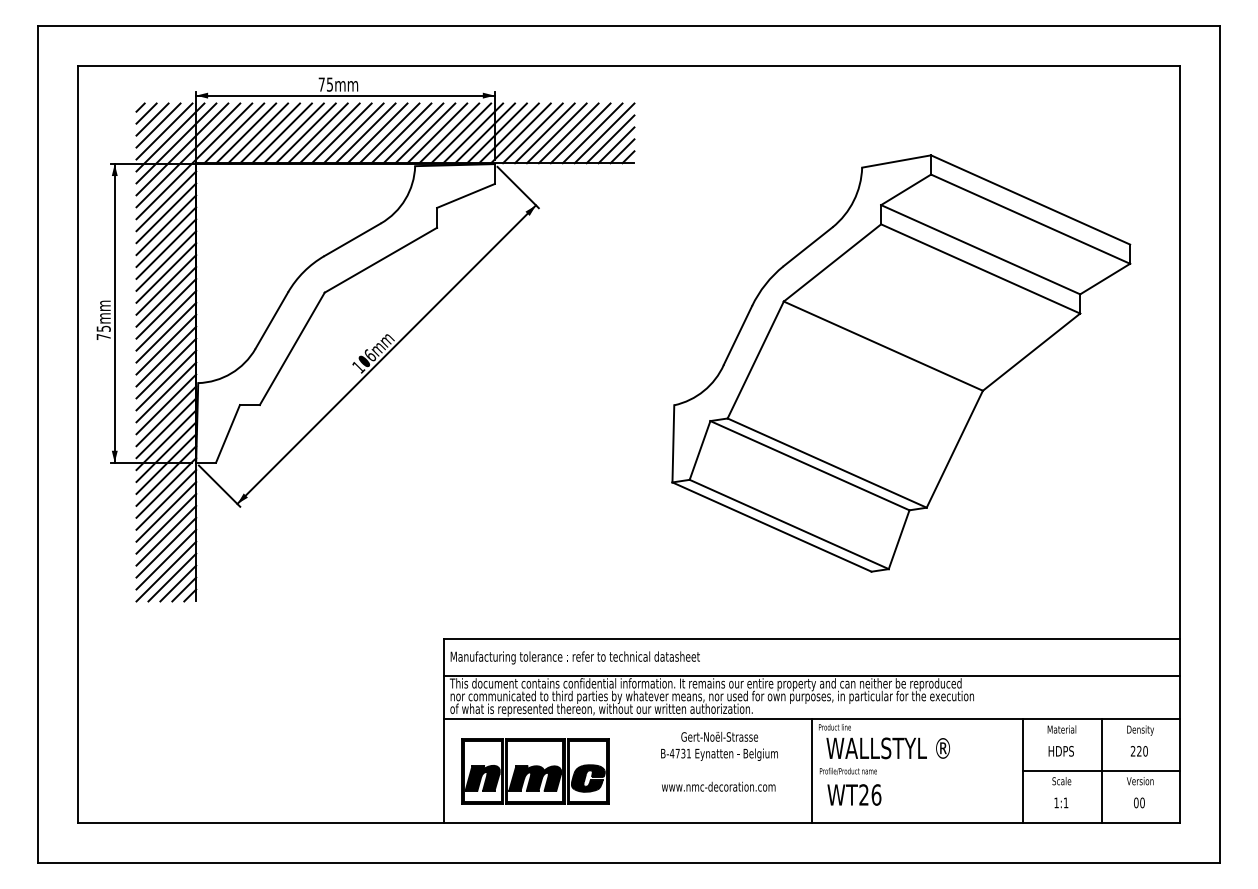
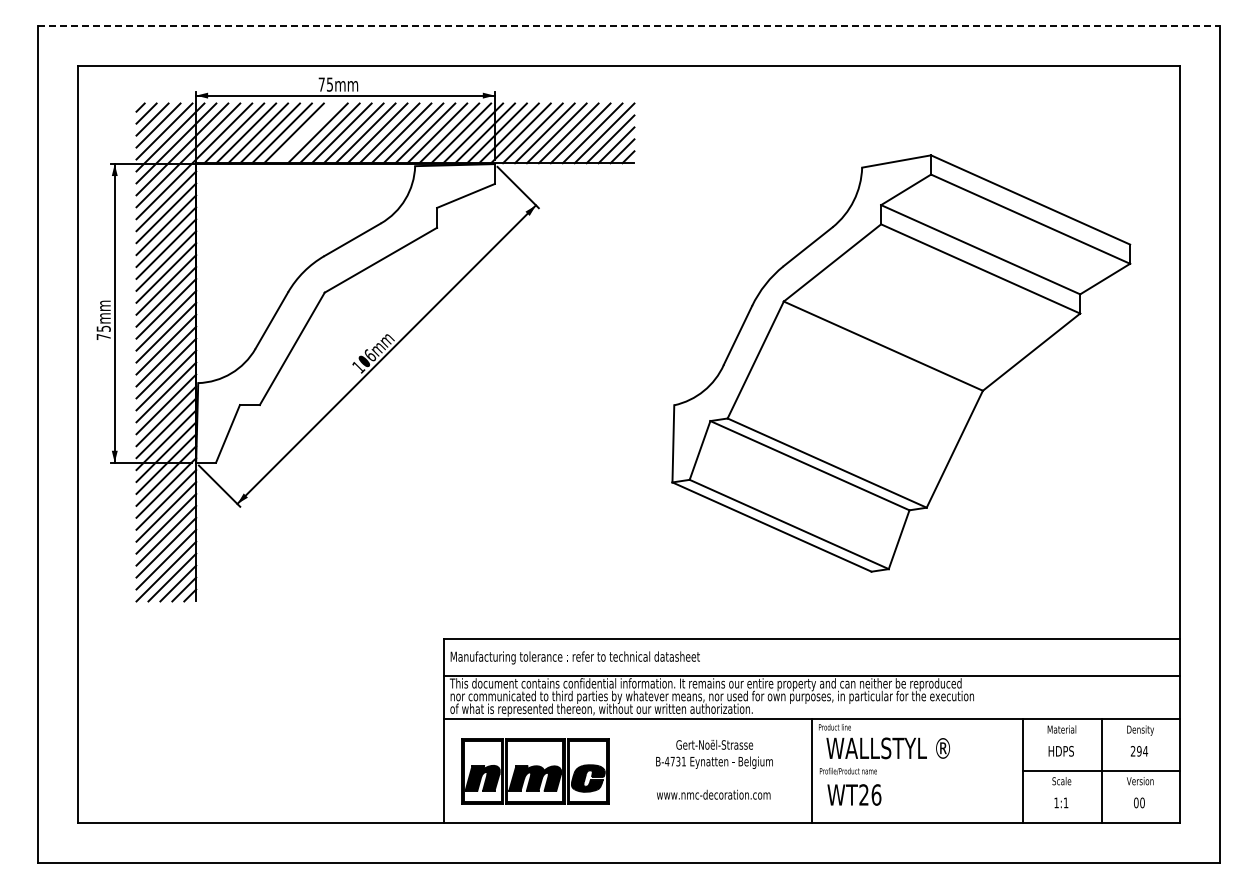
line: solid -> dashed (629, 26)
line: present -> none (305, 133)
text: 220 -> 294 (1142, 751)
text position: (719, 761) -> (714, 769) (714, 769)
